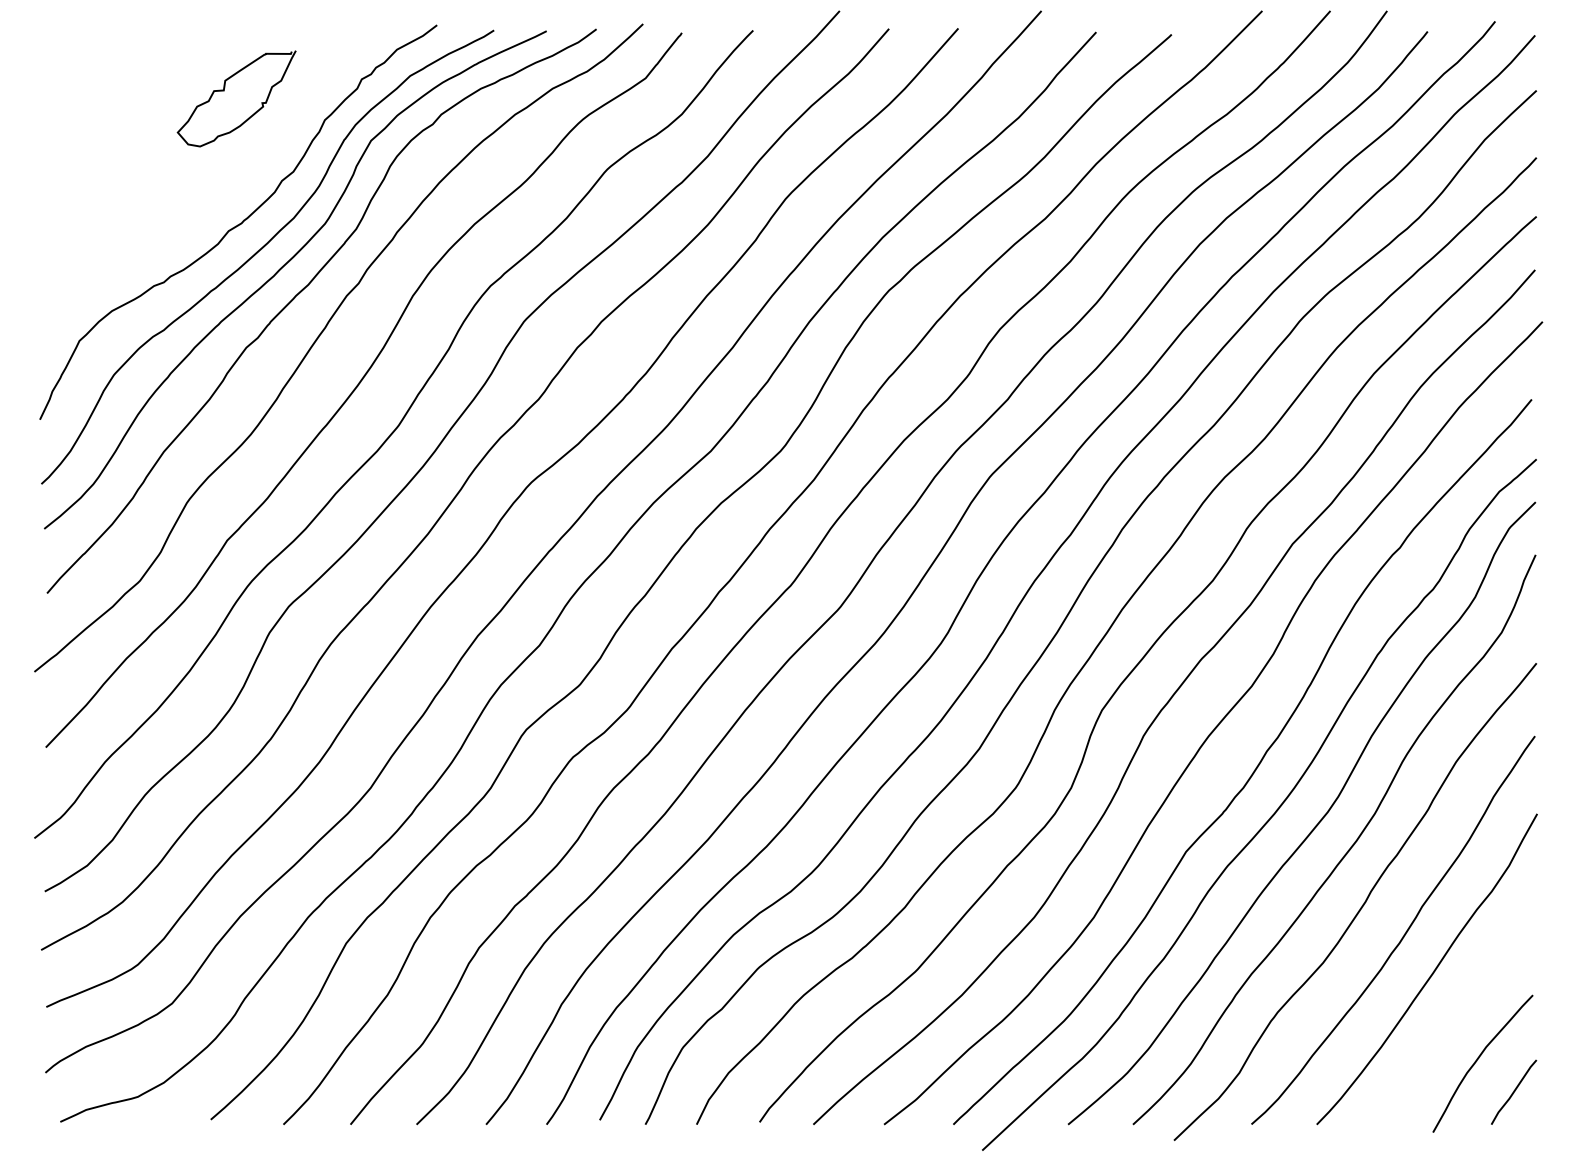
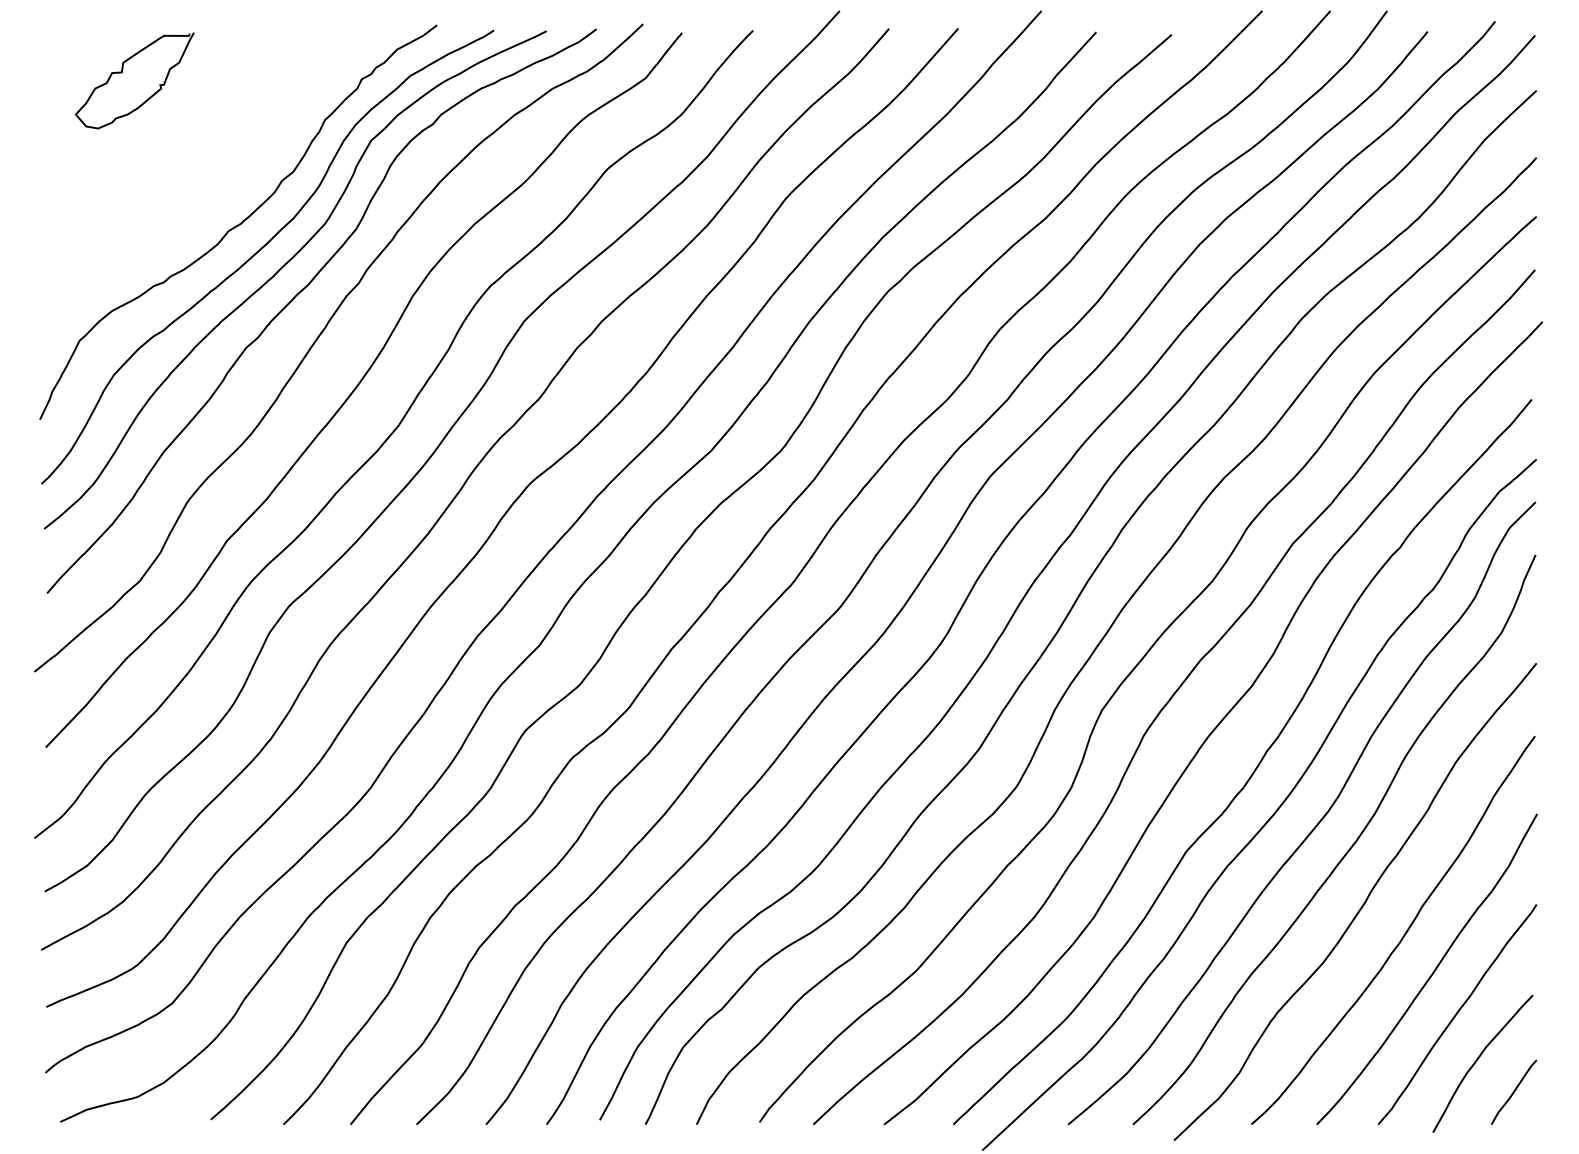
curve position: (224, 91) -> (122, 73) (122, 73)
curve: none -> present (1457, 1014)
